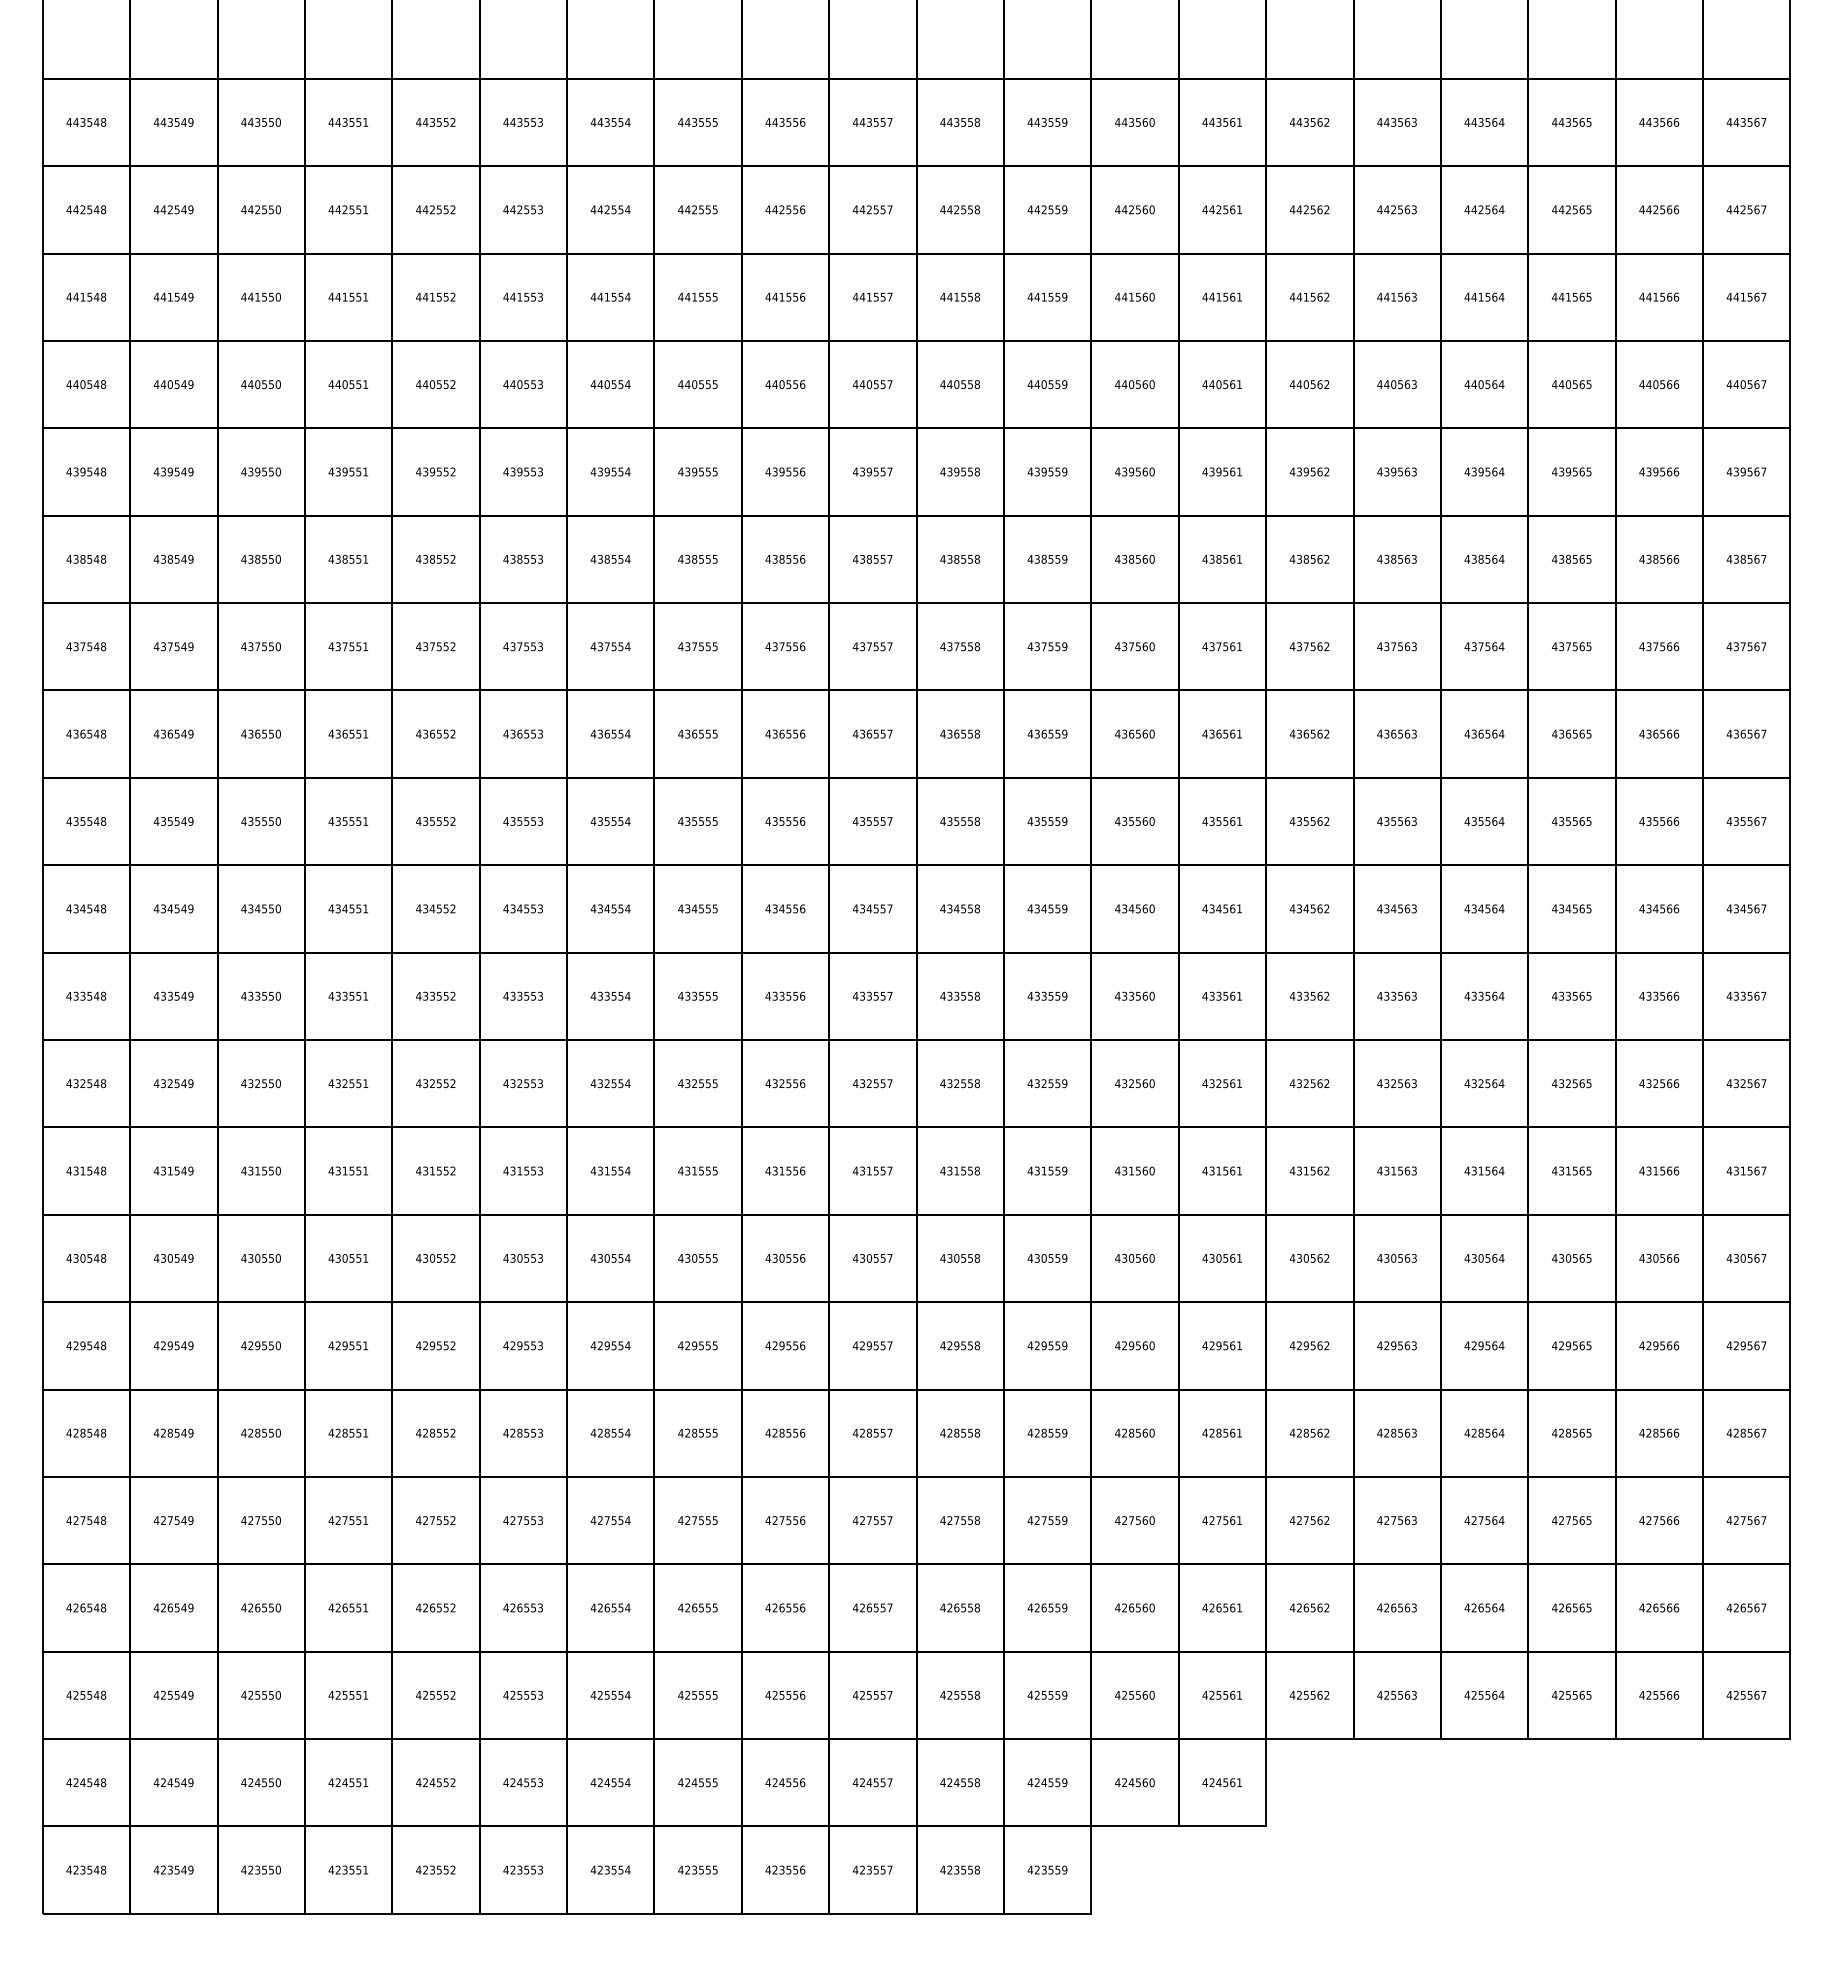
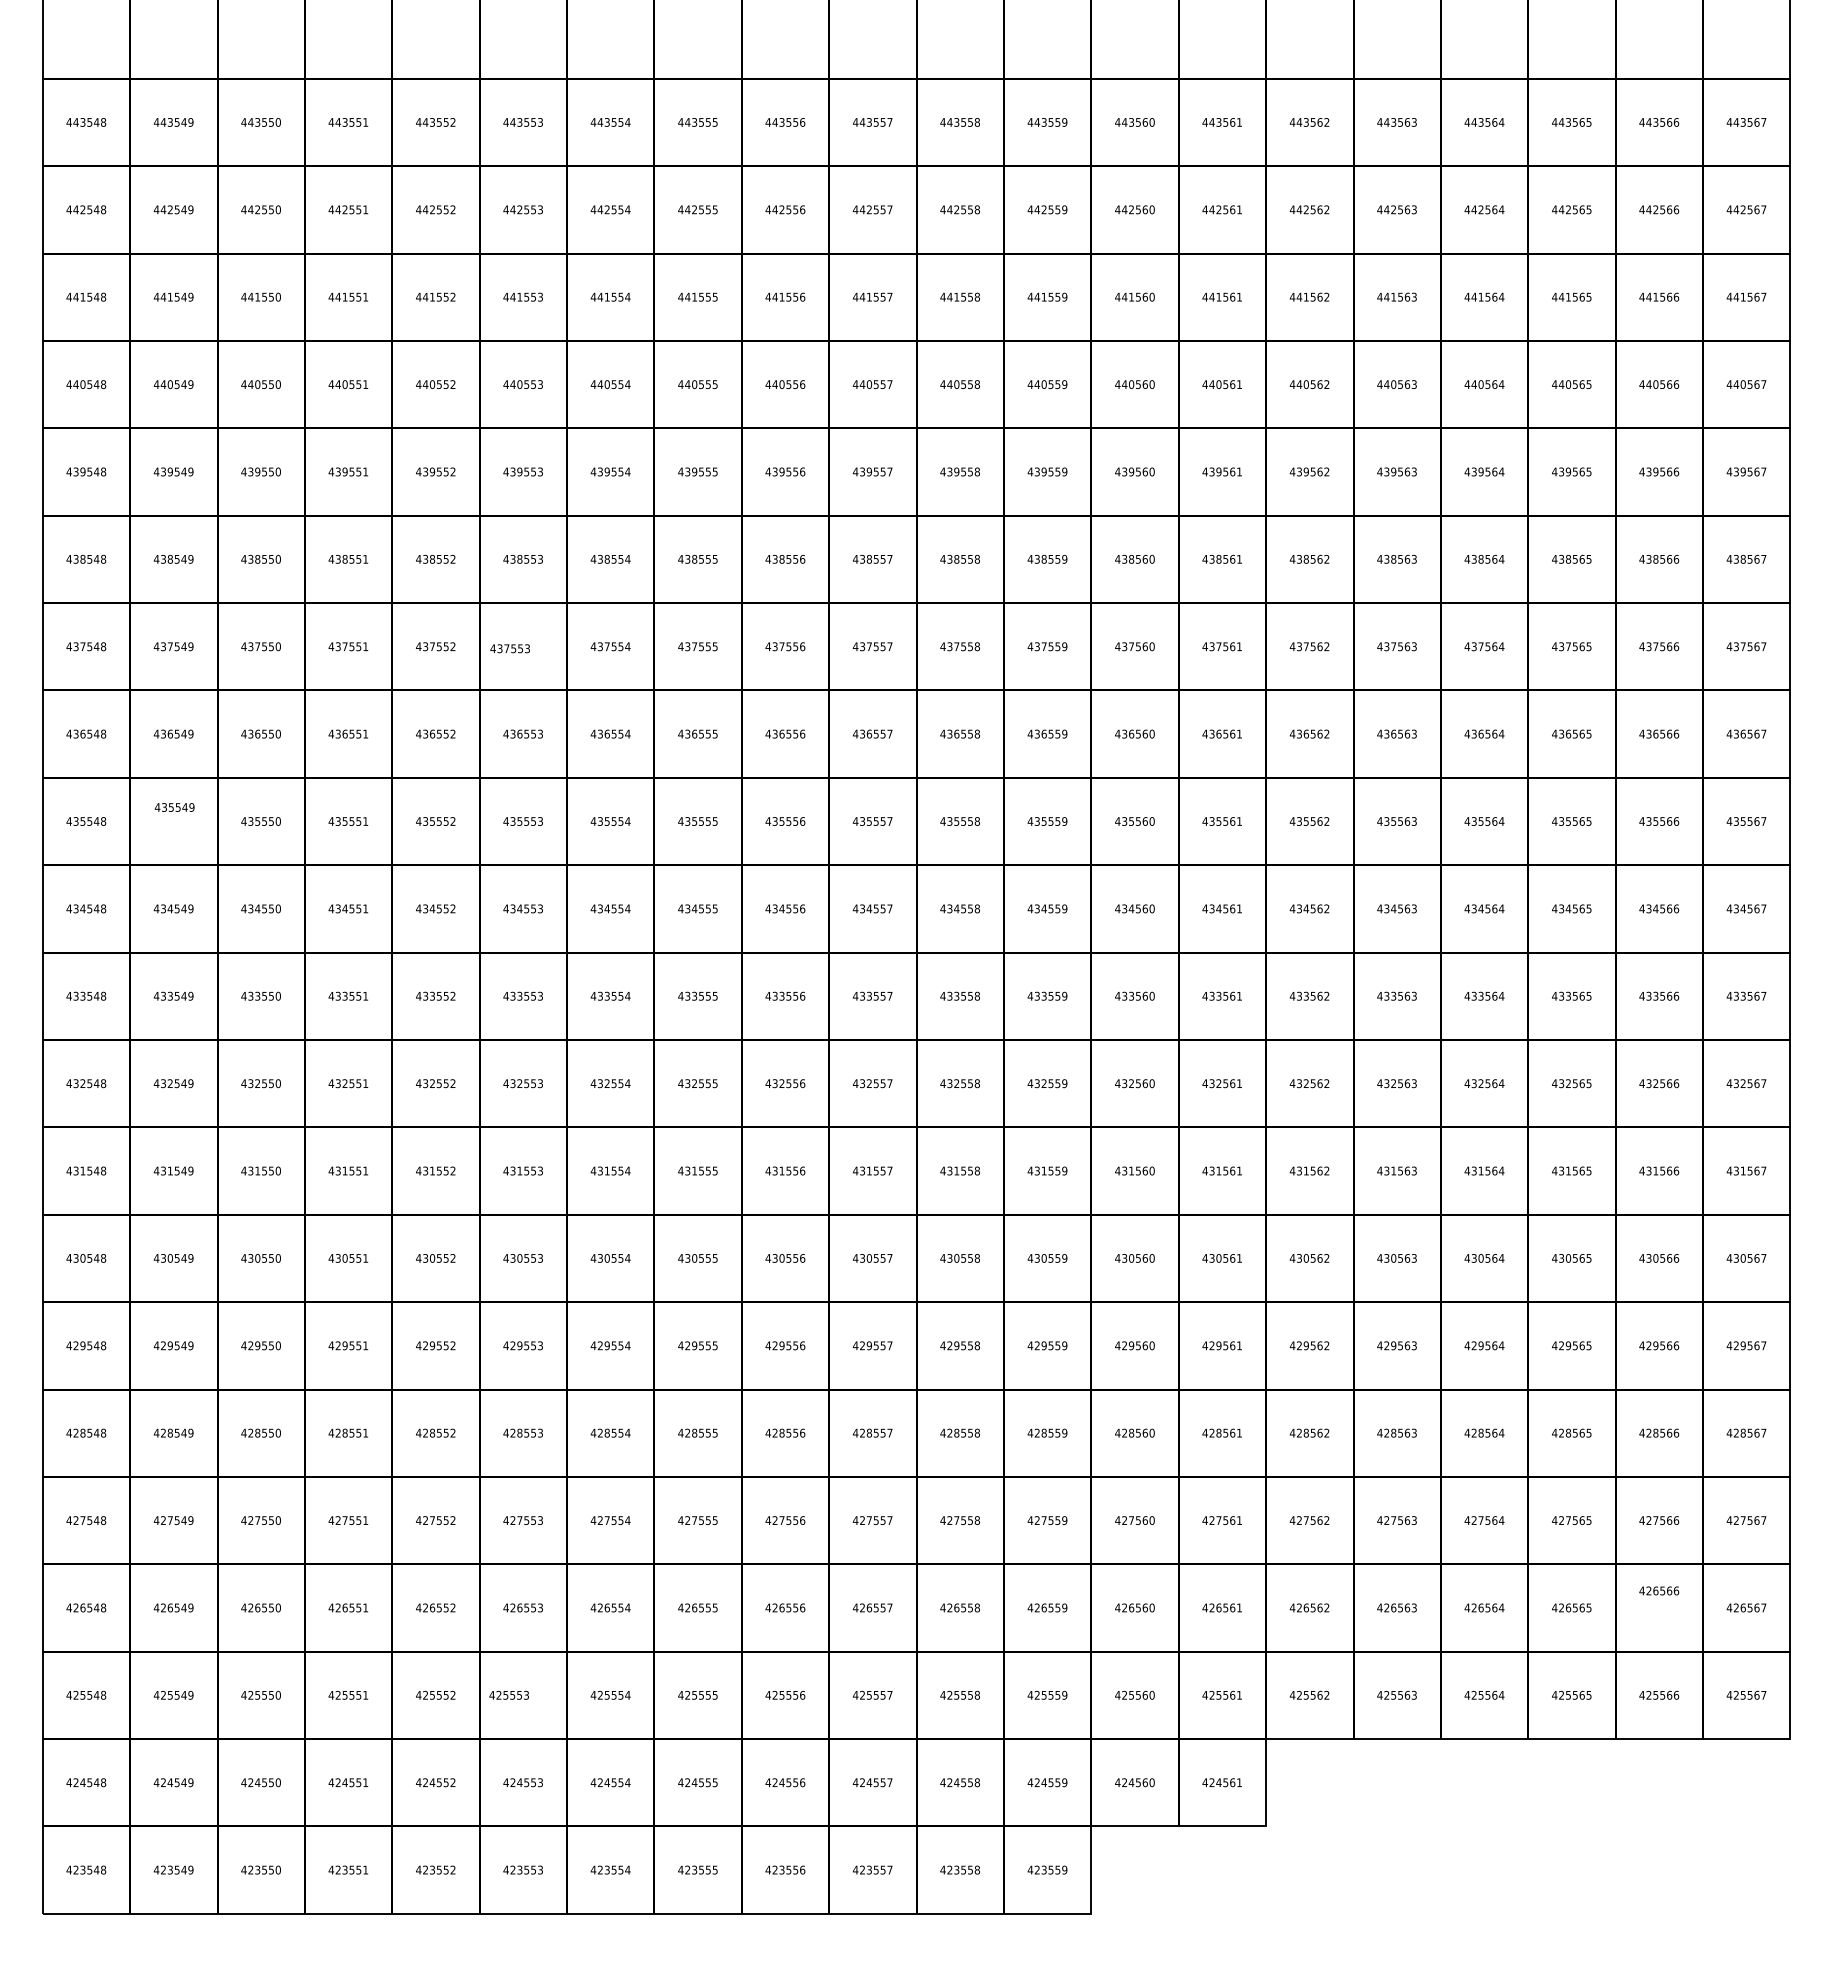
text position: (522, 646) -> (509, 648) (509, 648)
text position: (173, 821) -> (174, 807) (174, 807)
text position: (1659, 1607) -> (1659, 1590) (1659, 1590)
text position: (522, 1694) -> (508, 1694) (508, 1694)
